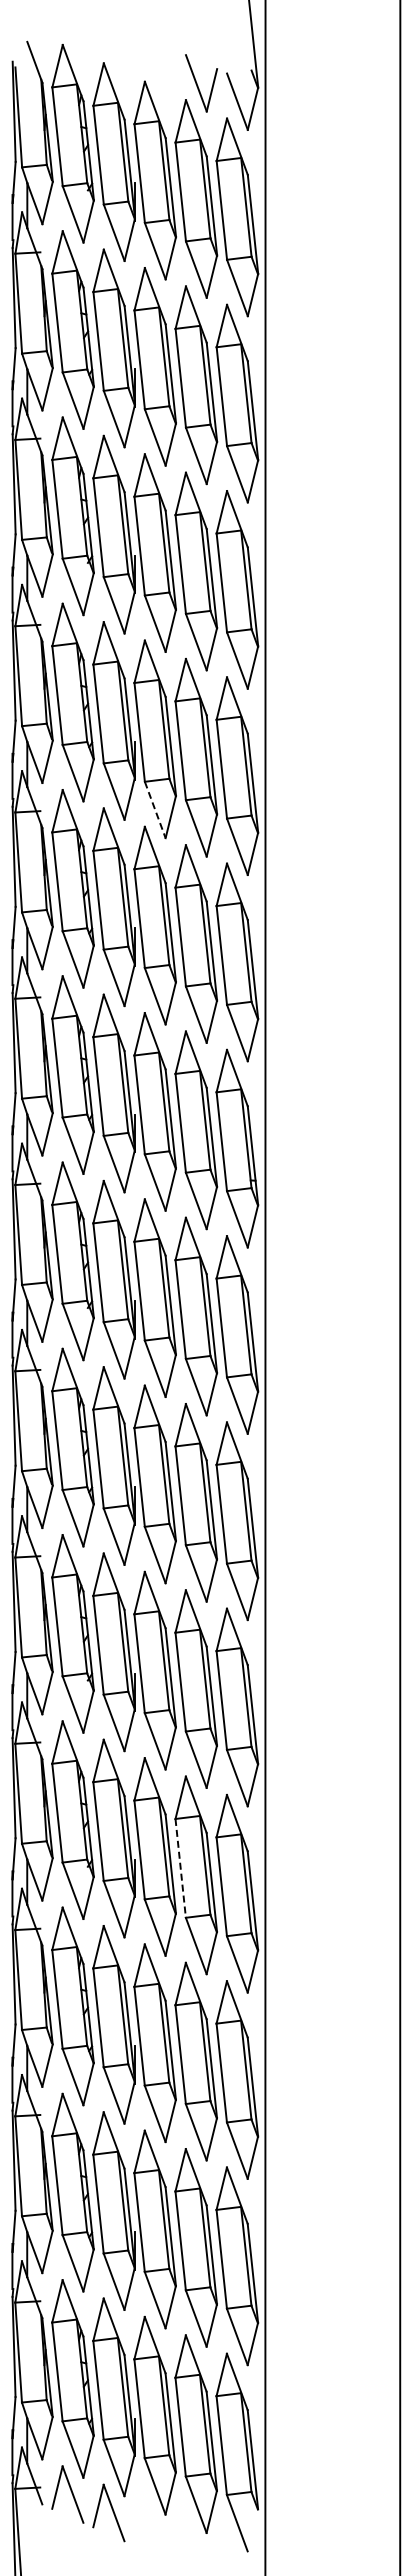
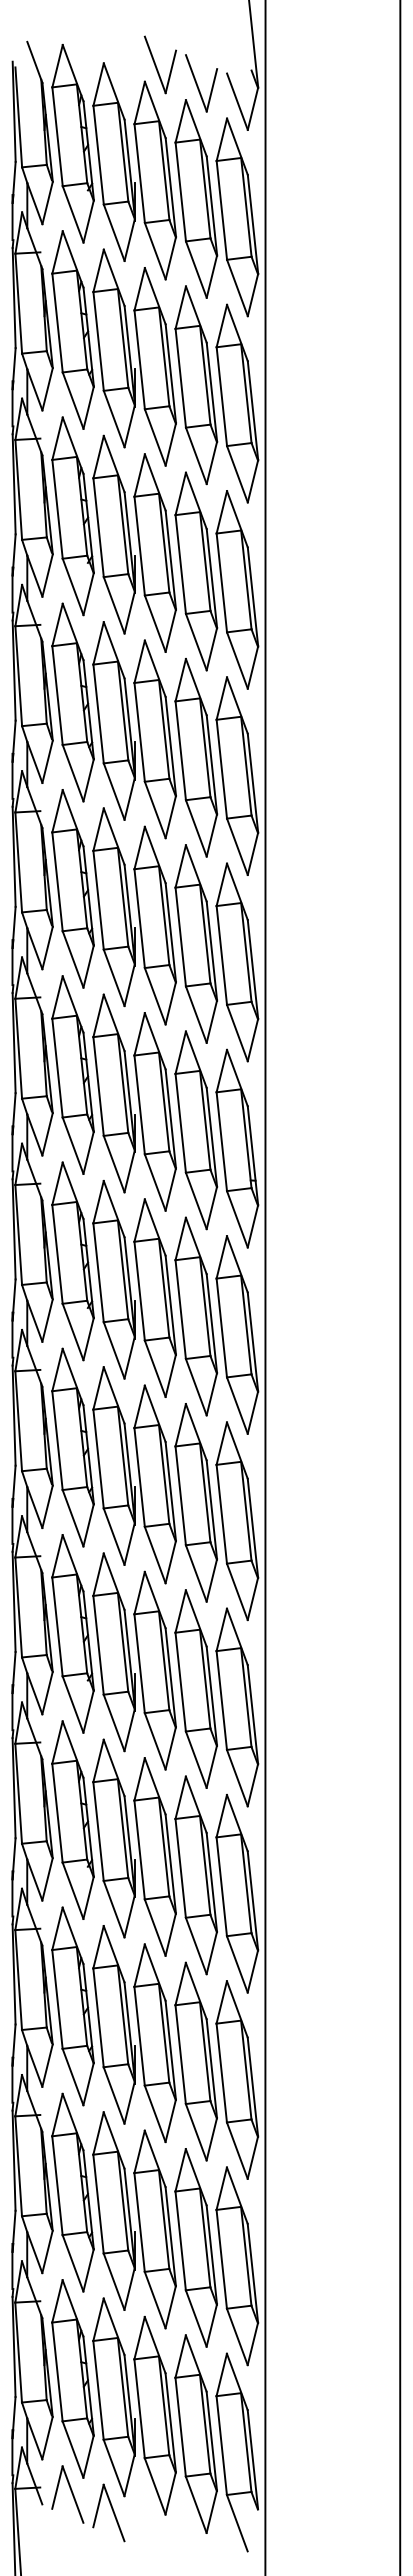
part: none -> present (159, 64)
line: dashed -> solid (155, 810)
line: dashed -> solid (180, 1868)
